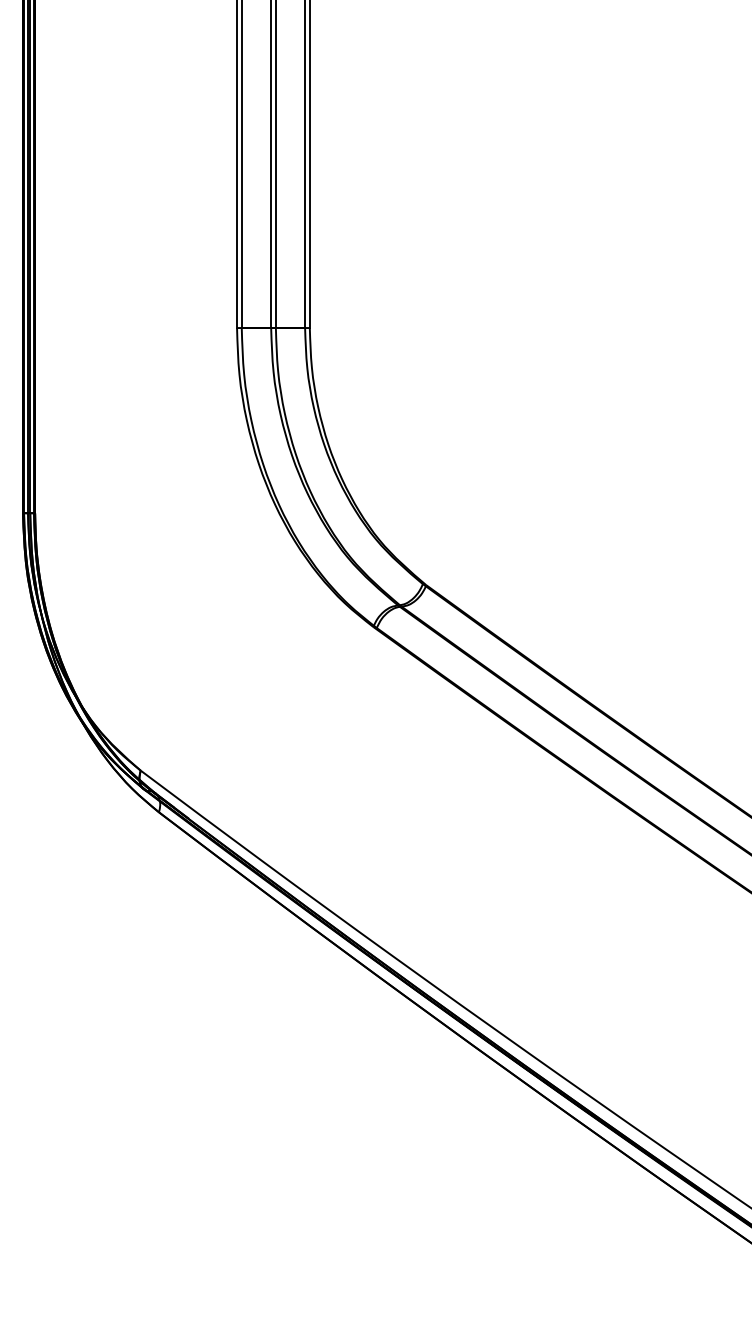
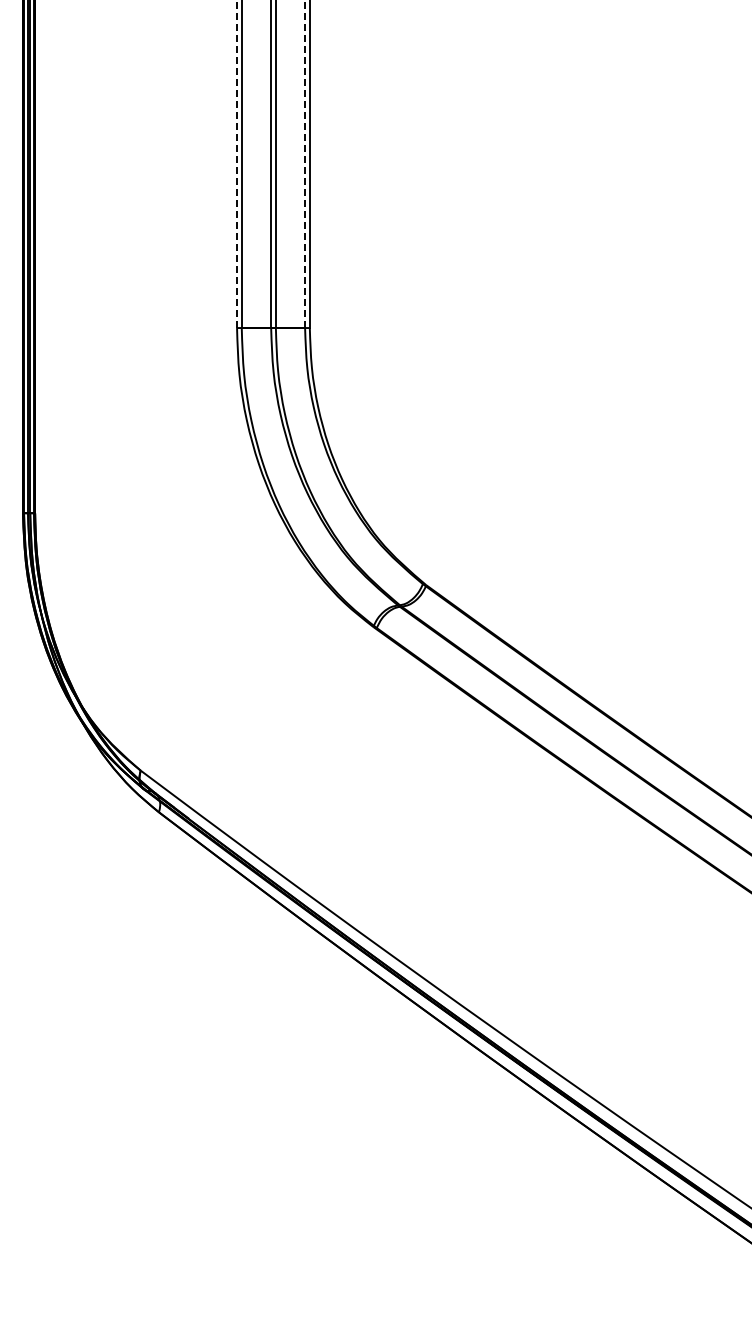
line: solid -> dashed (237, 164)
line: solid -> dashed (305, 164)
